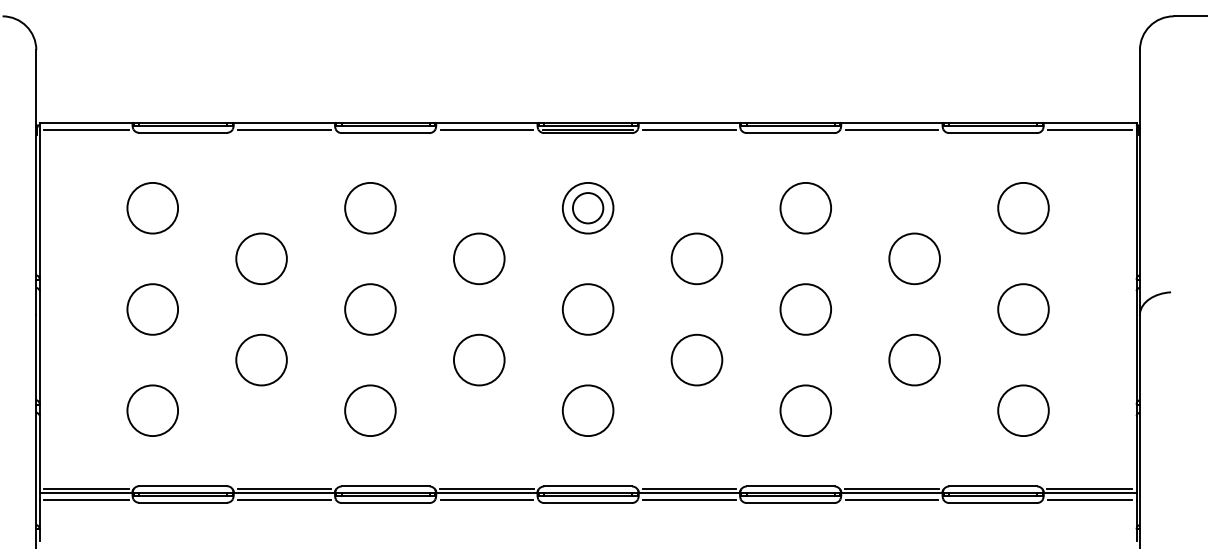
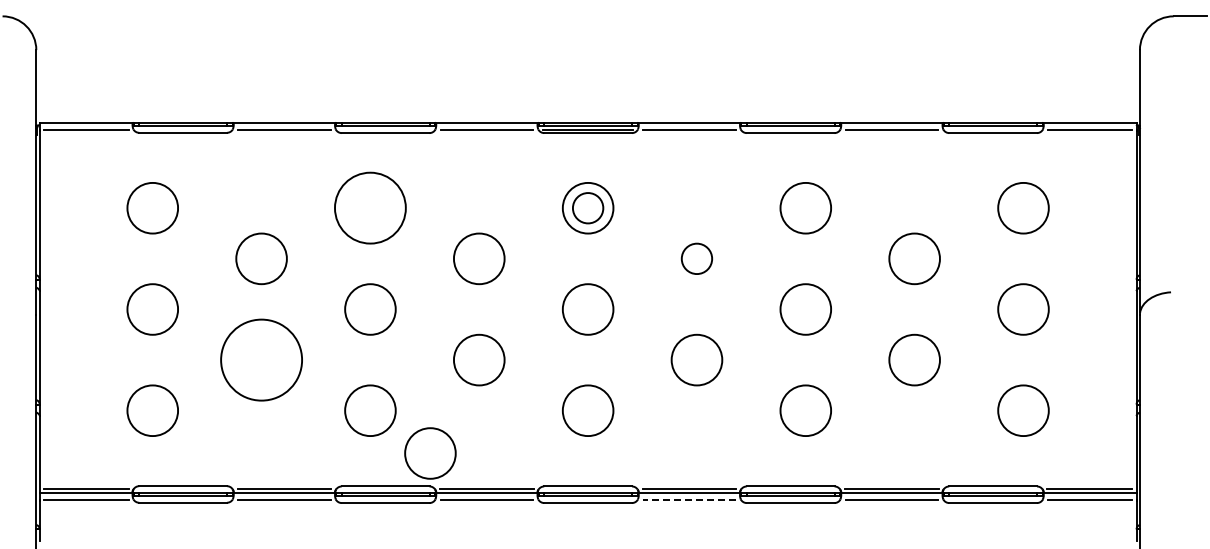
circle size: 53x53 px -> 73x74 px (370, 207)
circle diameter: 51 px -> 30 px (696, 258)
circle diameter: 51 px -> 81 px (261, 359)
circle: none -> present (430, 453)
line: solid -> dashed (688, 499)
